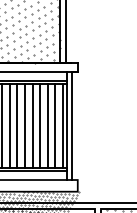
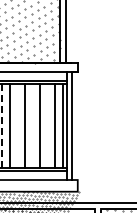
line: present -> none (17, 125)
line: present -> none (32, 125)
line: present -> none (47, 125)
line: solid -> dashed (2, 126)
